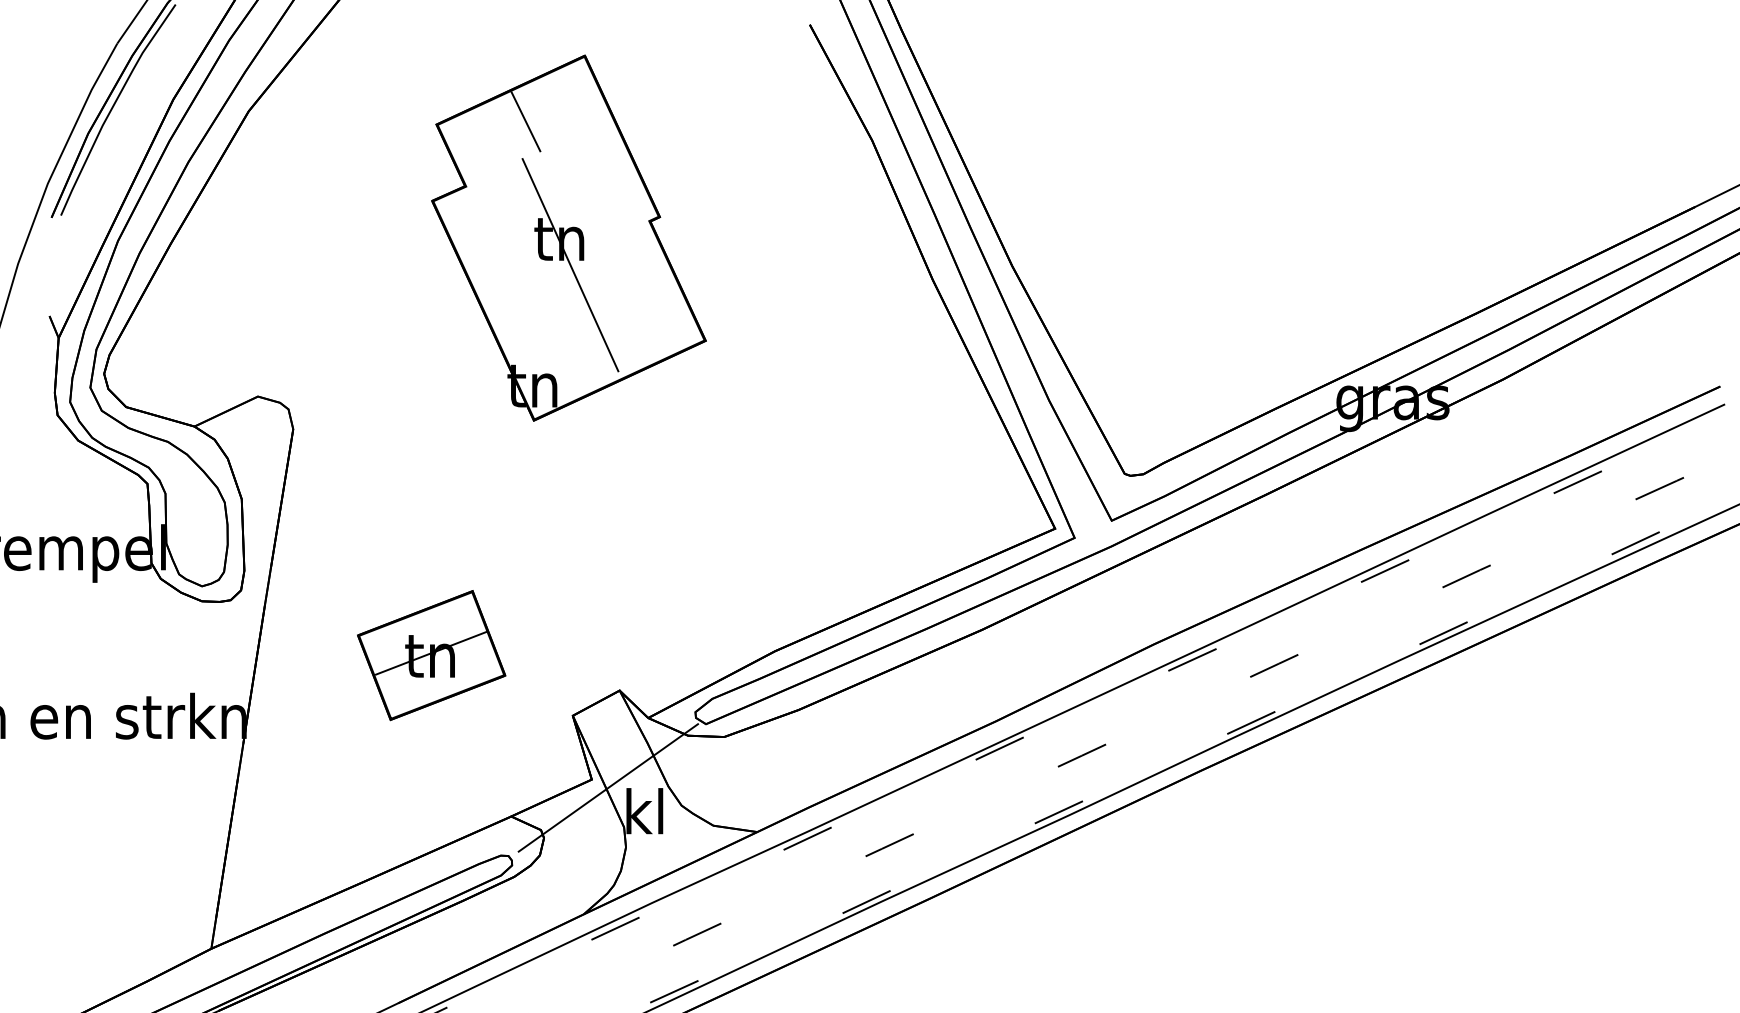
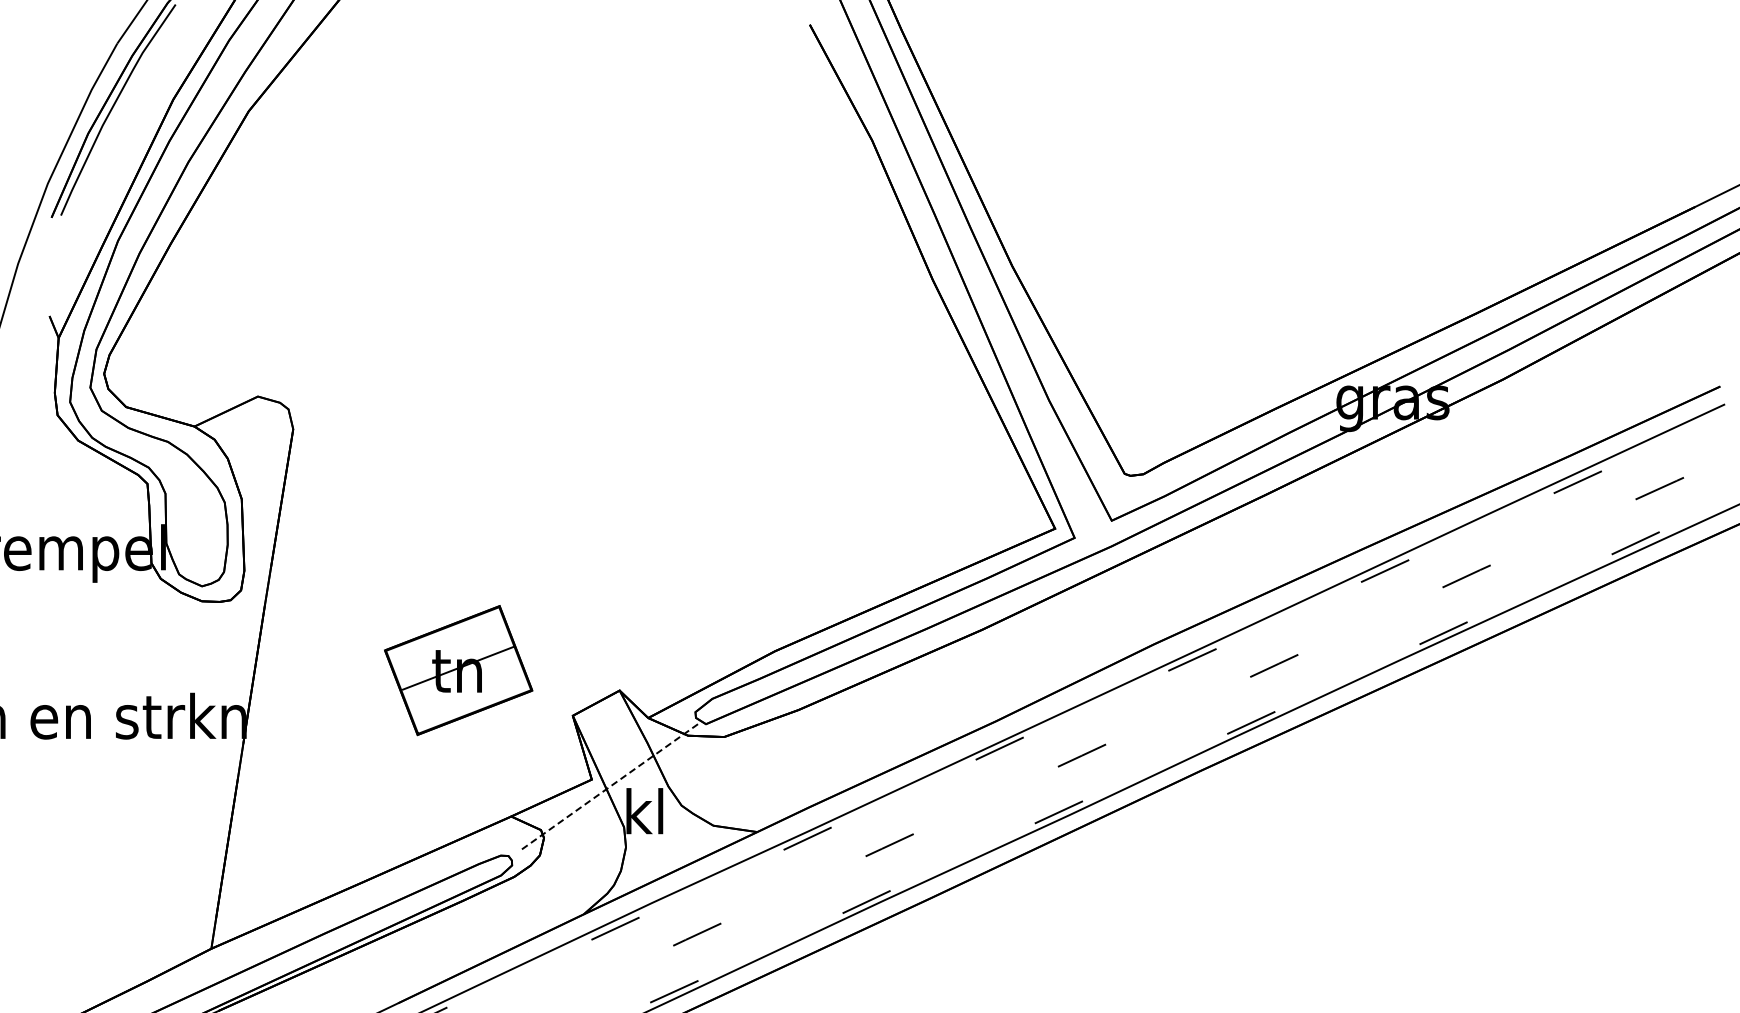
part: present -> none (568, 237)
part position: (431, 655) -> (458, 670) (458, 670)
line: solid -> dashed (608, 787)
